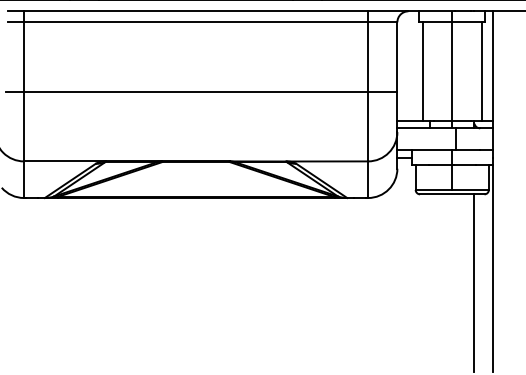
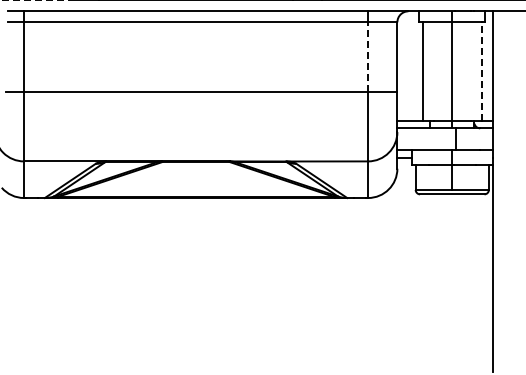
line: solid -> dashed (35, 0)
line: solid -> dashed (368, 57)
line: solid -> dashed (481, 71)
line: present -> none (473, 282)
